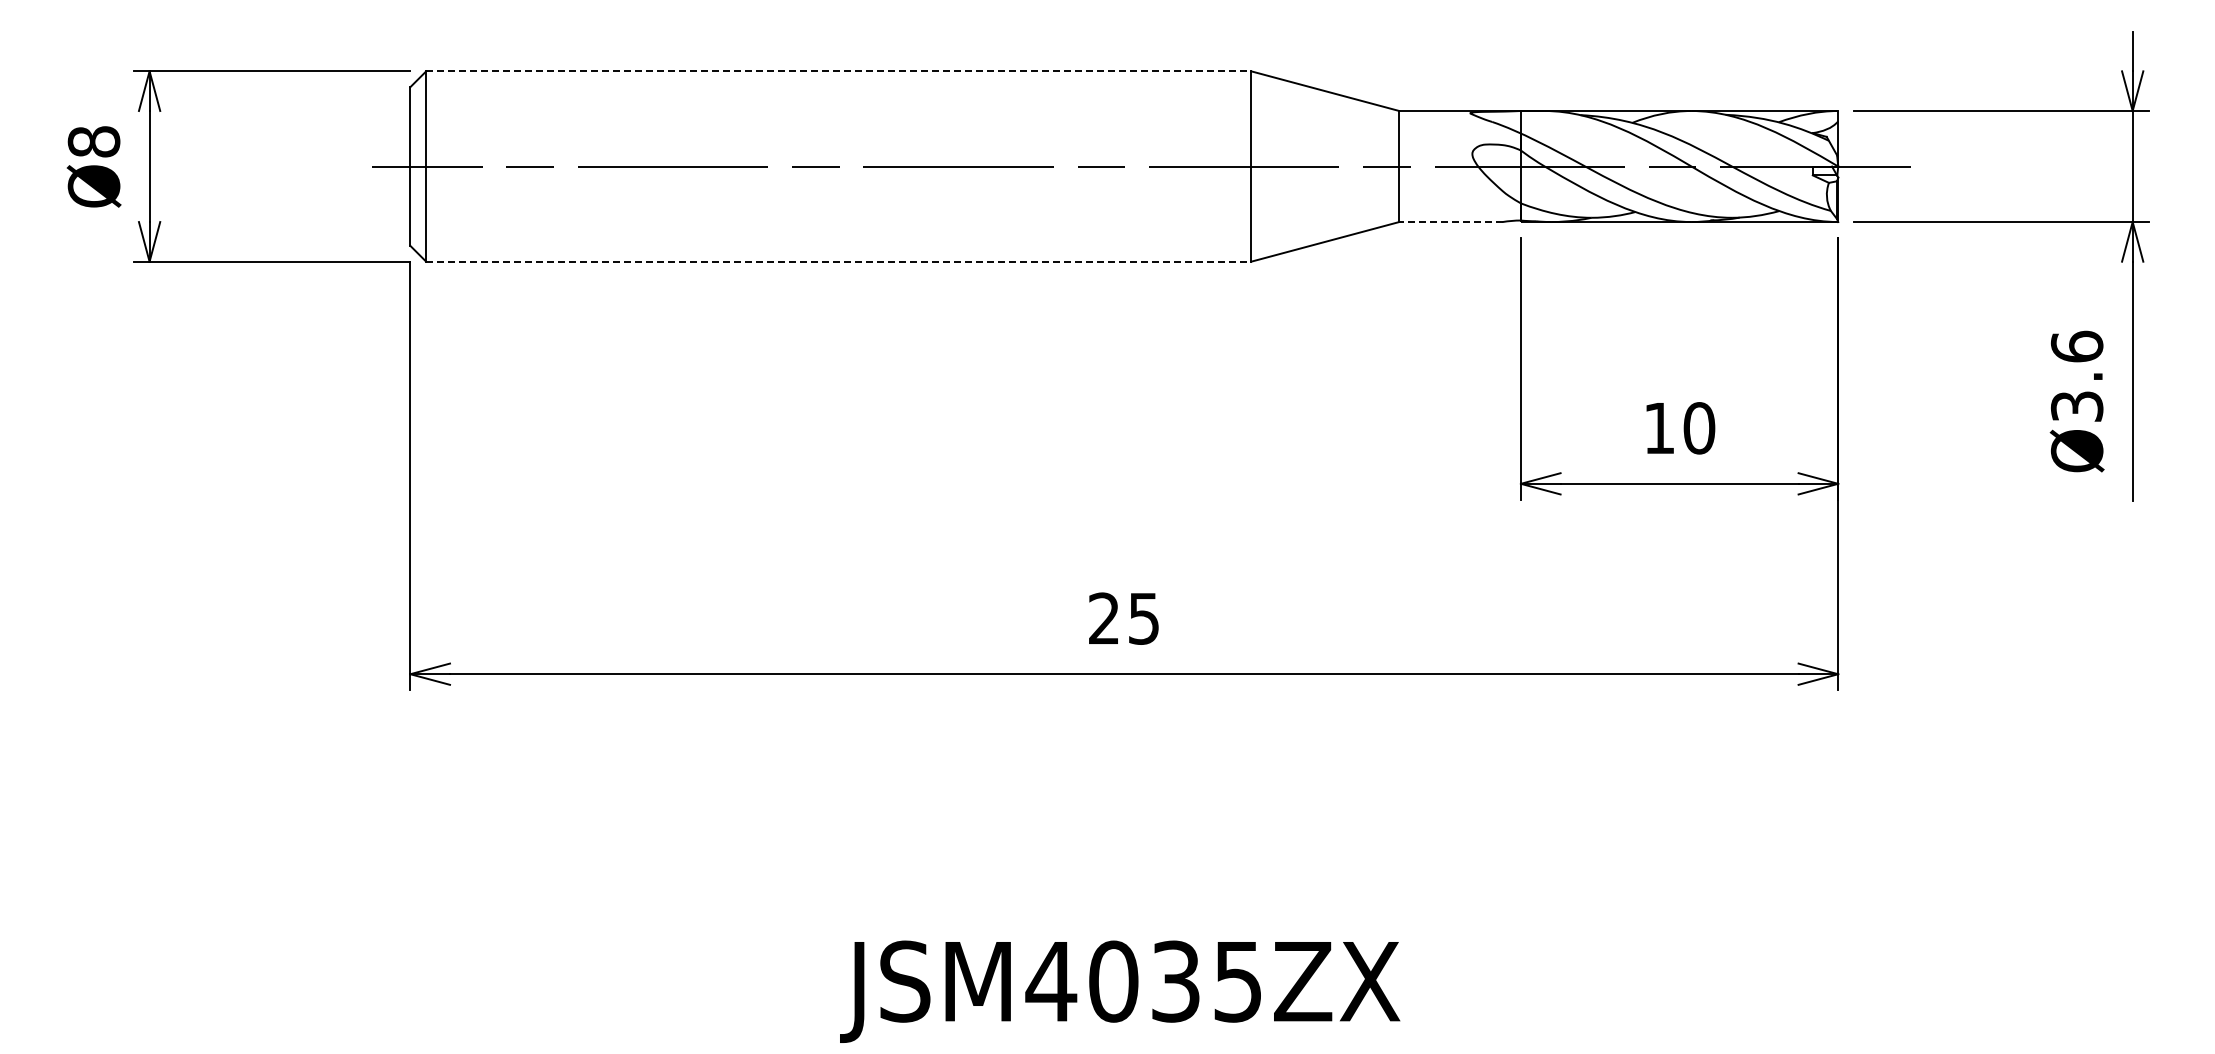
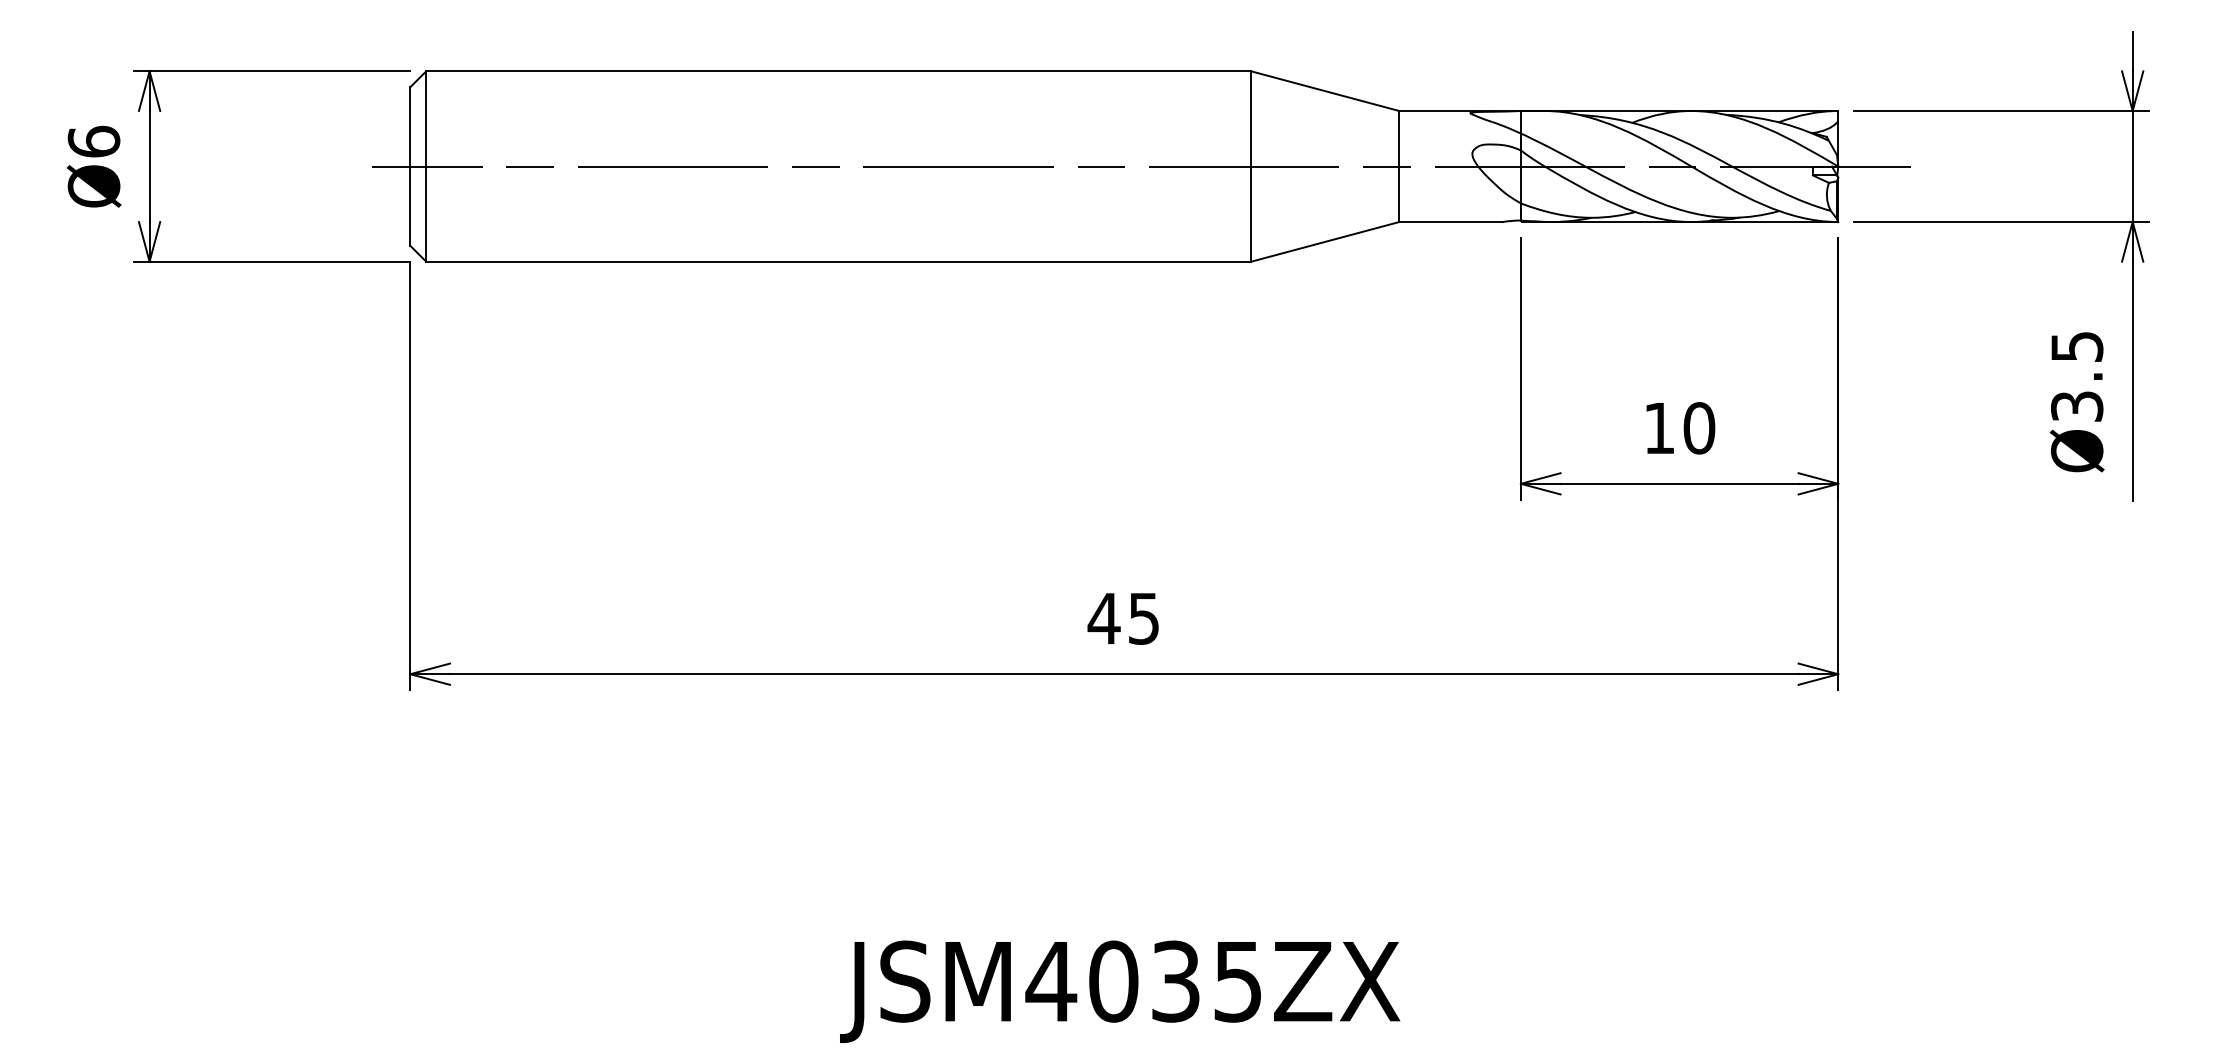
line: dashed -> solid (838, 71)
text: Ø8 -> Ø6 (93, 141)
line: dashed -> solid (1450, 222)
line: dashed -> solid (838, 261)
text: Ø3.6 -> Ø3.5 (2076, 346)
text: 25 -> 45 (1103, 617)
